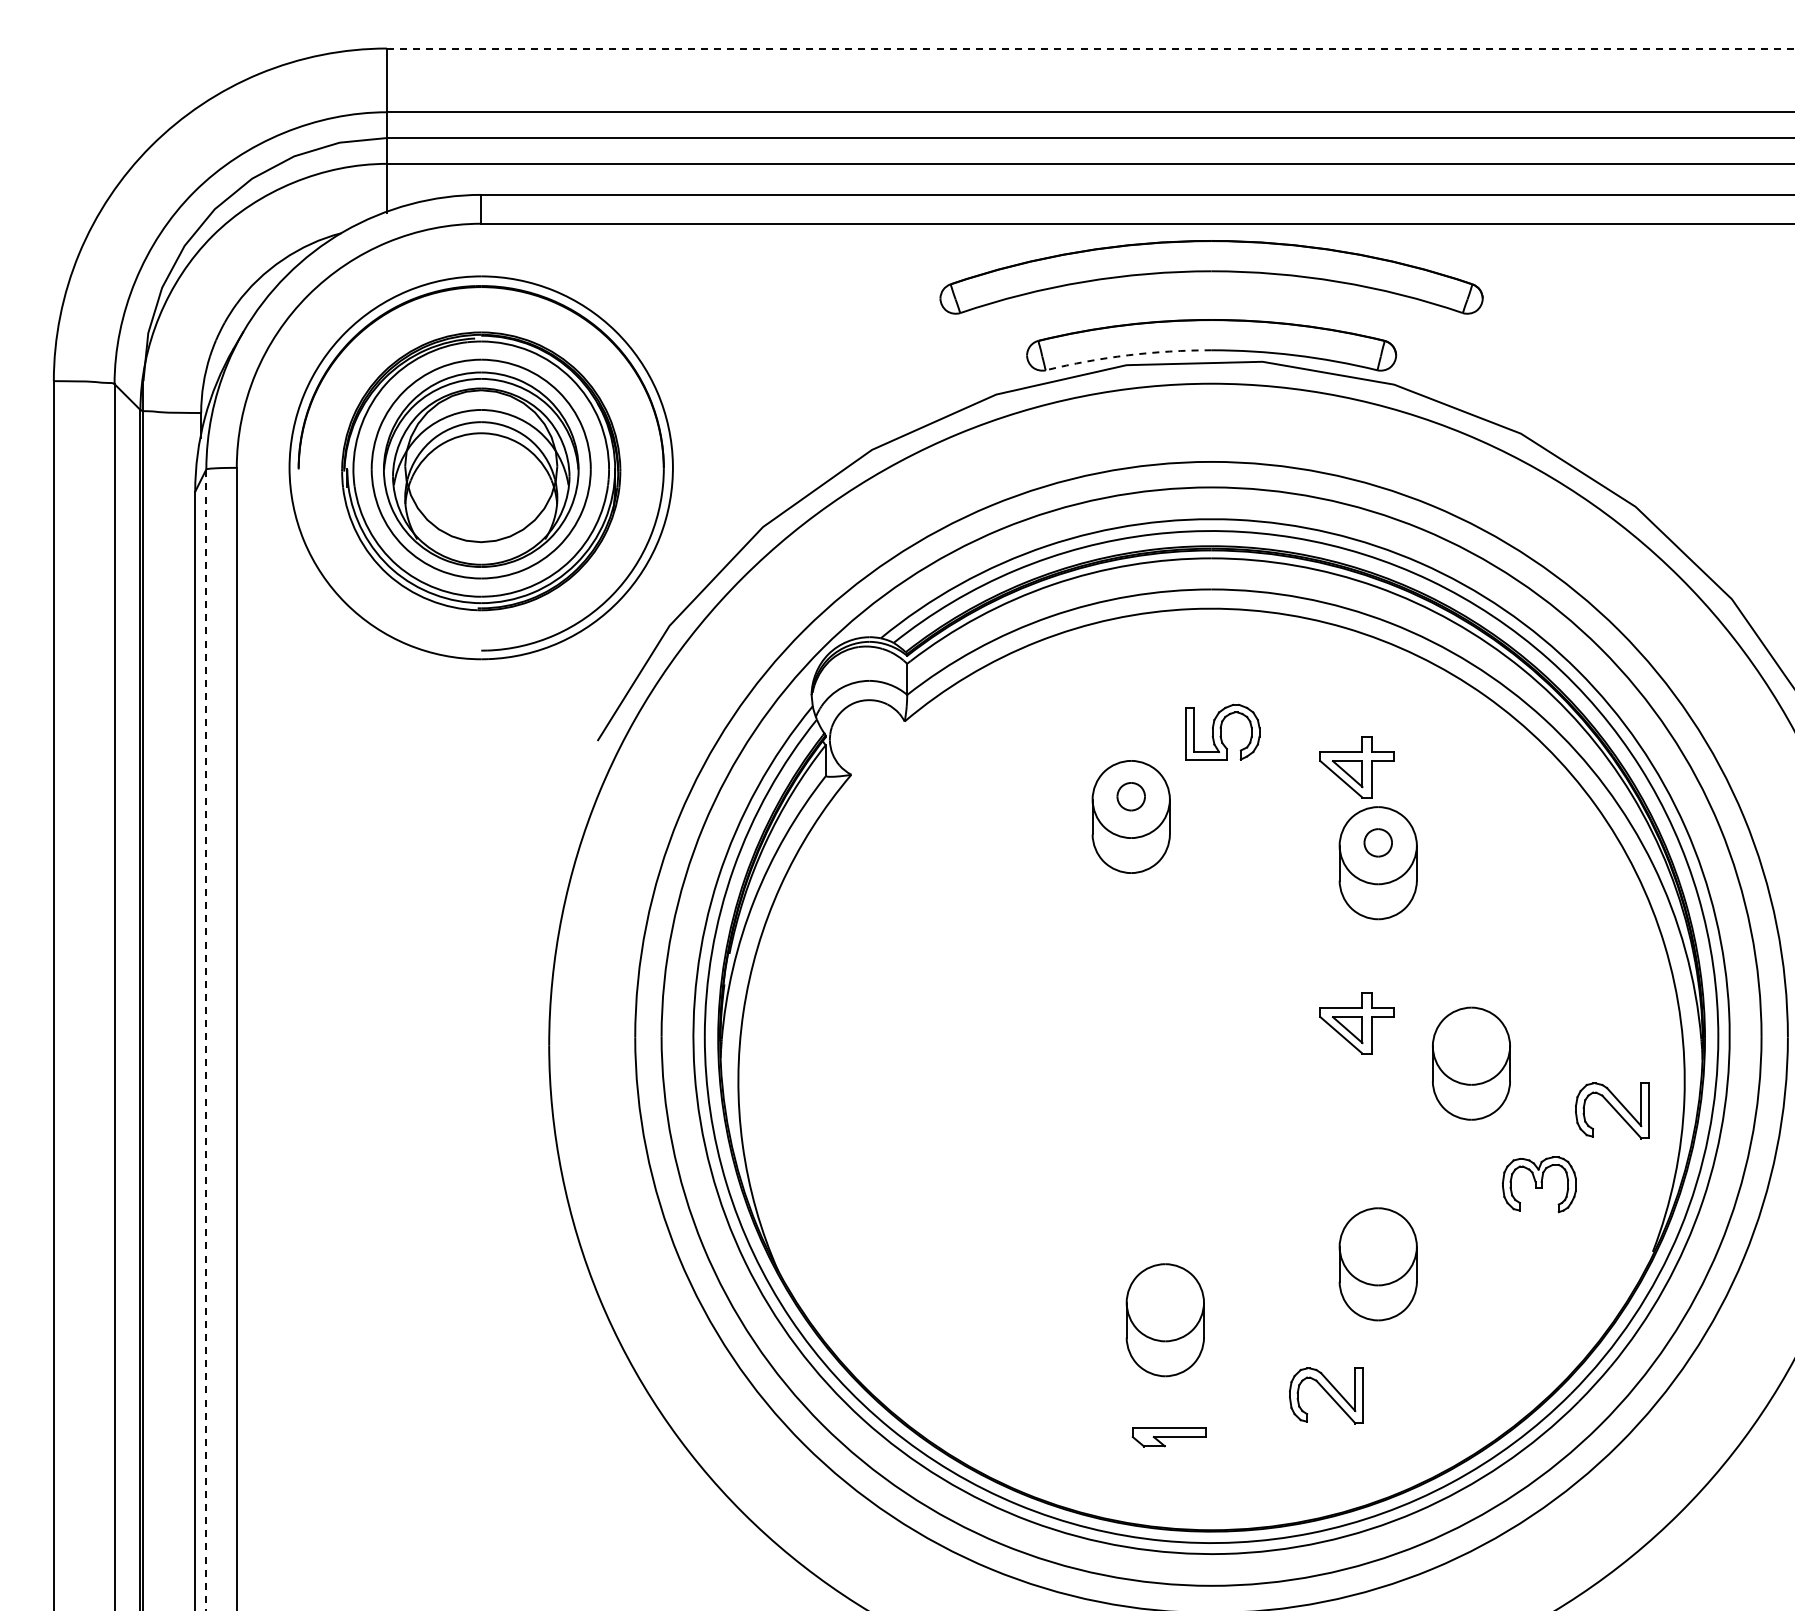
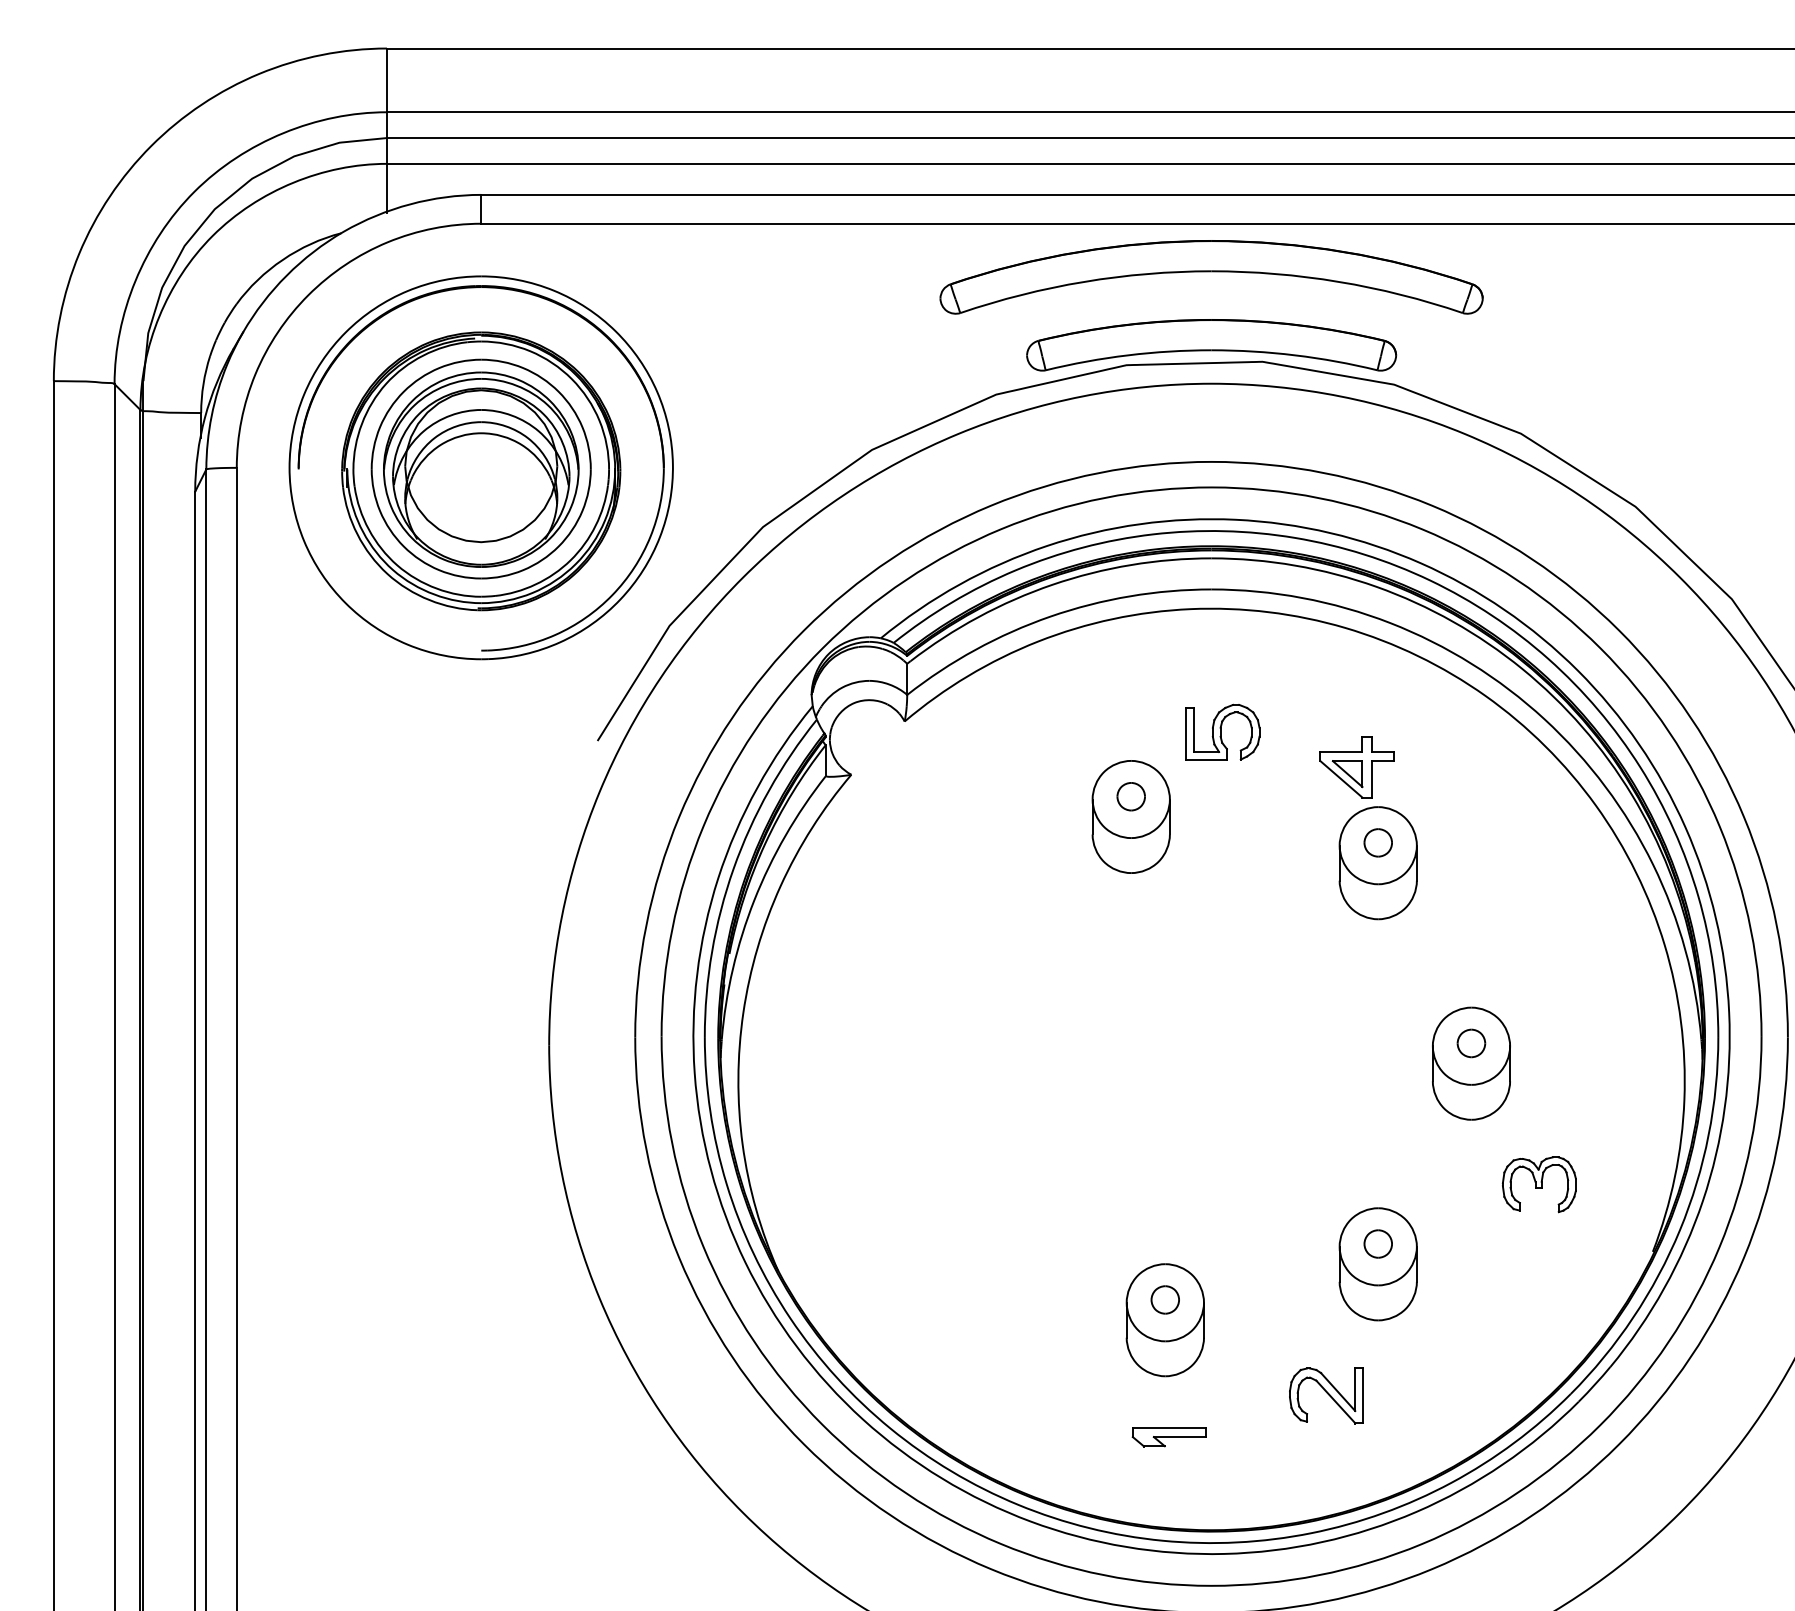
line: dashed -> solid (1090, 48)
arc: dashed -> solid (1128, 355)
part: present -> none (1356, 1023)
line: dashed -> solid (206, 1039)
part: none -> present (1471, 1043)
part: present -> none (1612, 1110)
part: none -> present (1377, 1243)
part: none -> present (1164, 1299)
